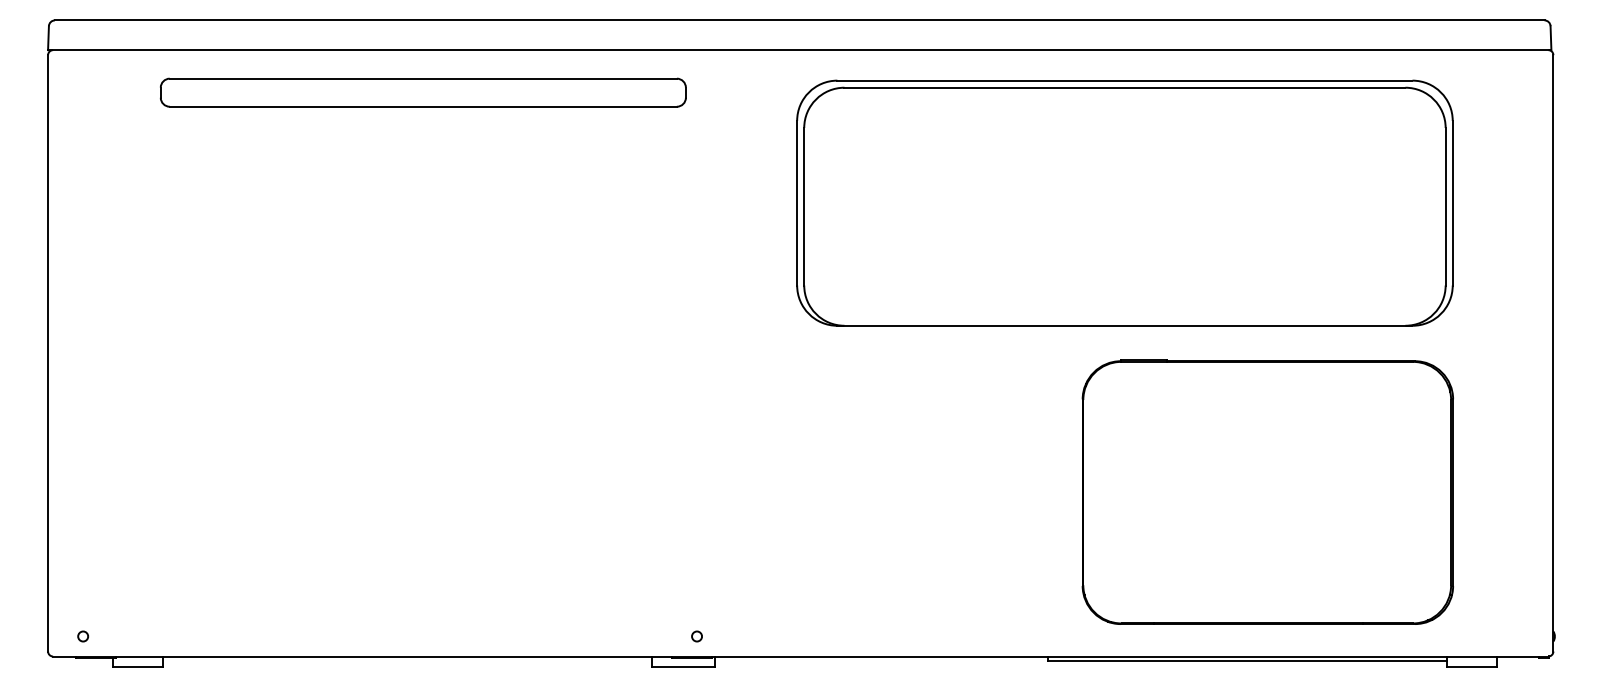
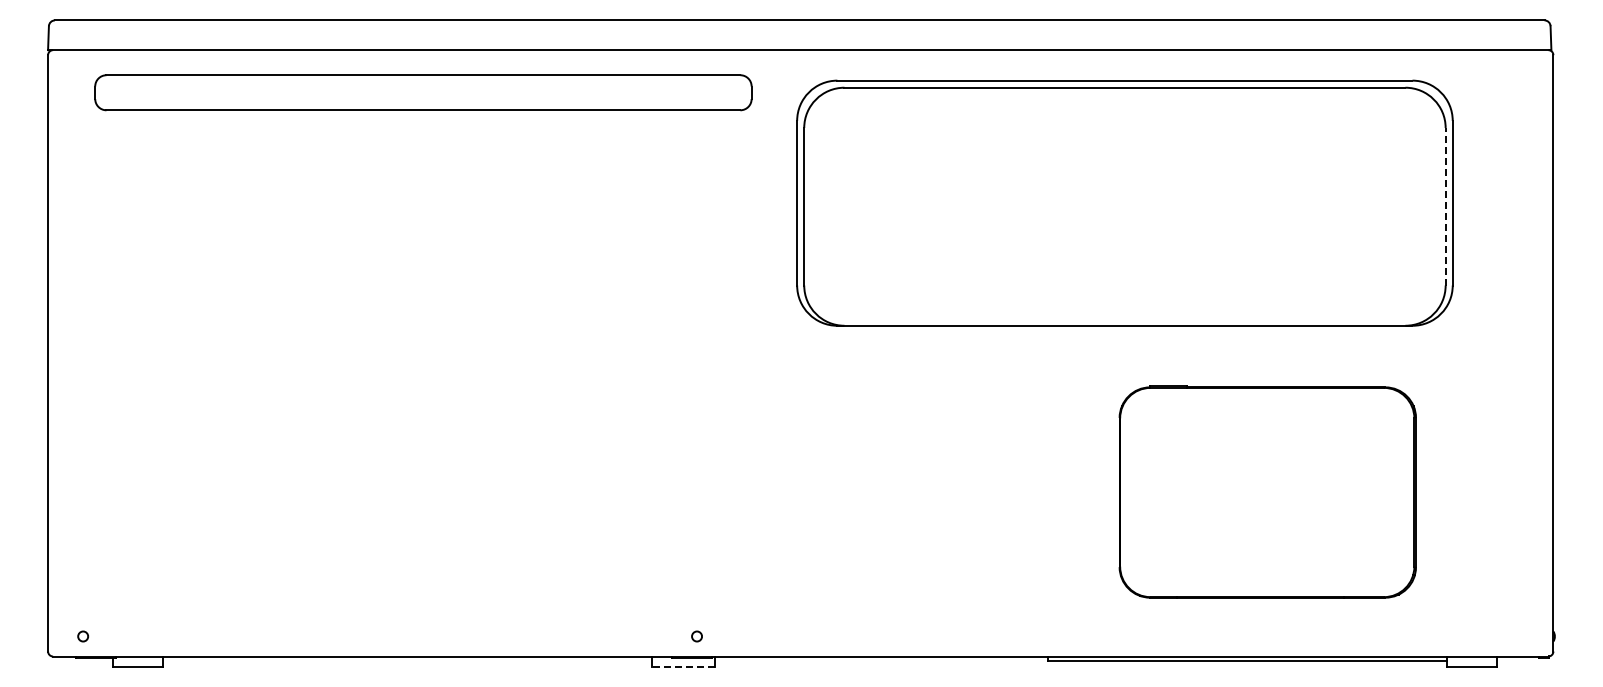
part size: 528x31 px -> 659x38 px (423, 92)
line: solid -> dashed (1445, 206)
part size: 373x266 px -> 299x214 px (1267, 491)
line: solid -> dashed (682, 666)
